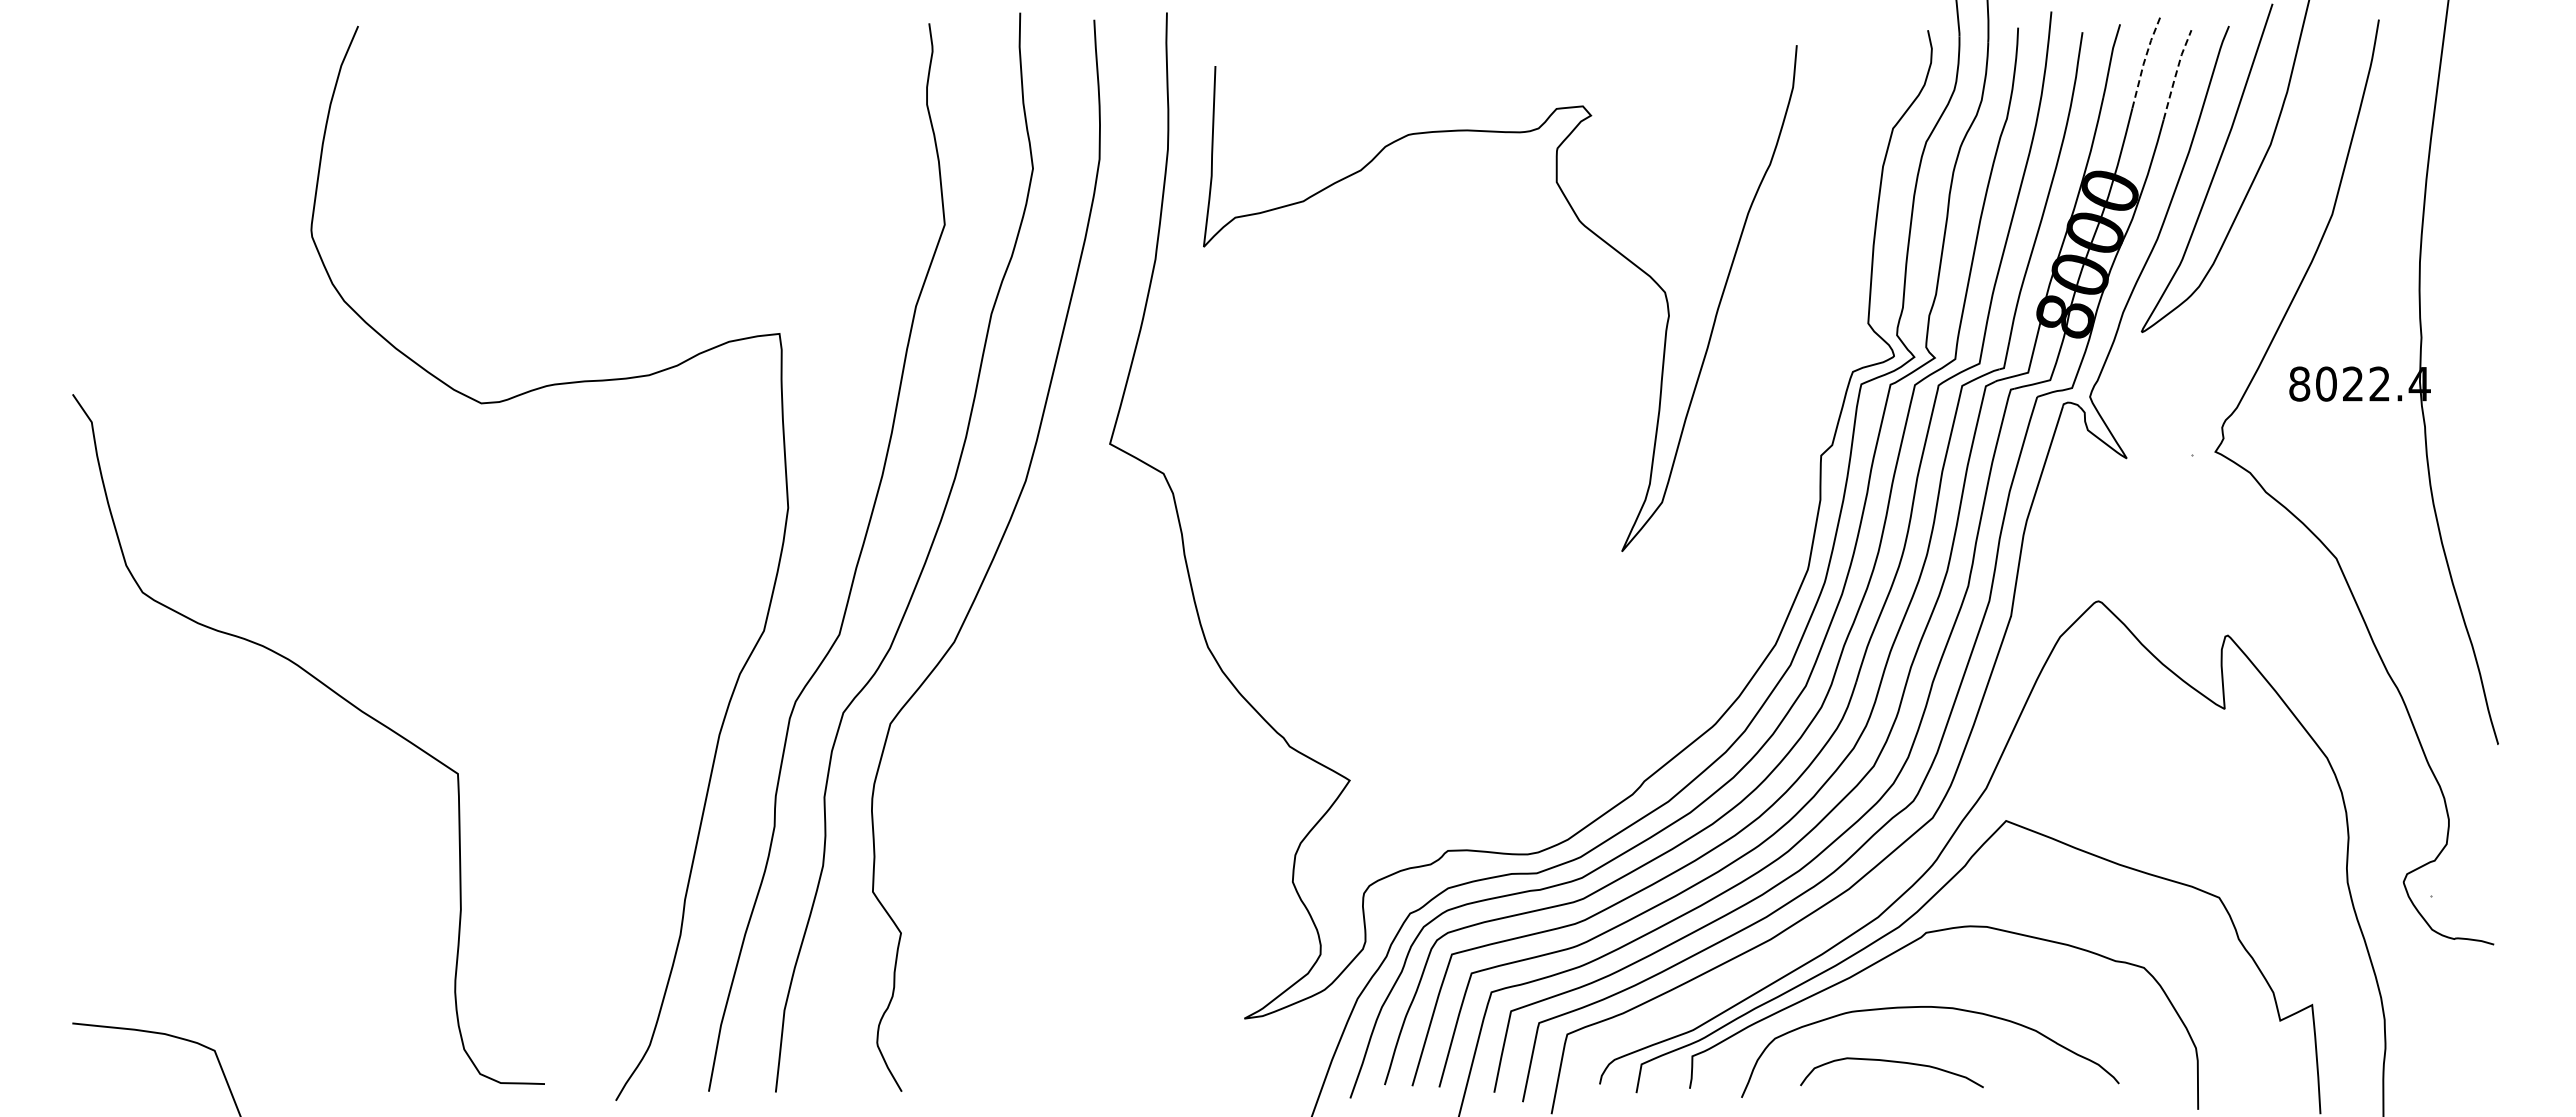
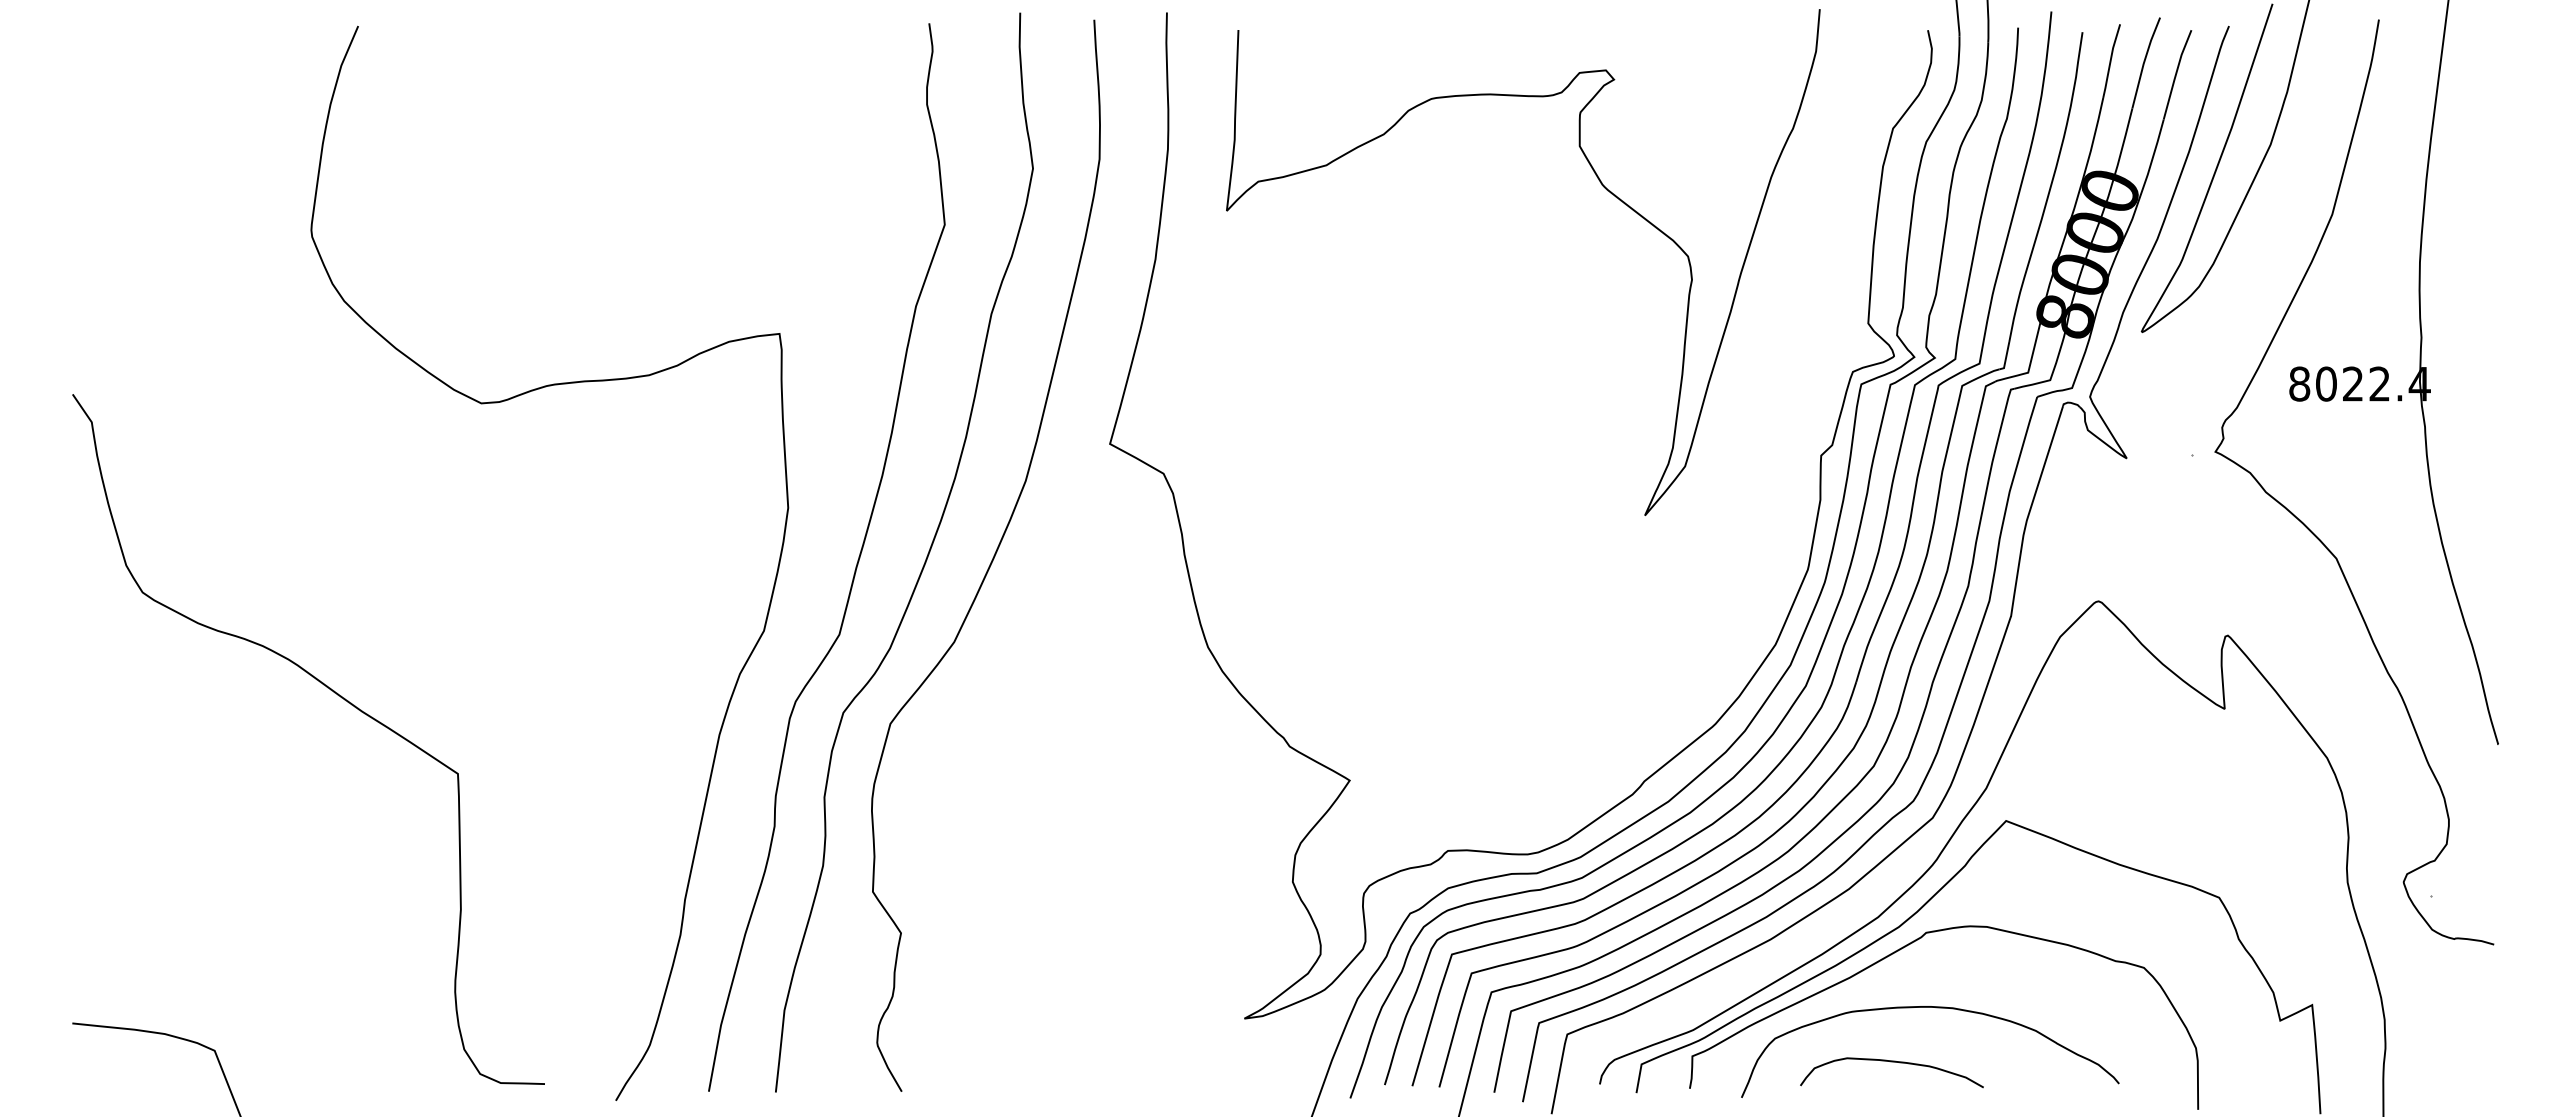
line: dashed -> solid (2144, 62)
line: dashed -> solid (2176, 73)
curve position: (1578, 221) -> (1601, 185) (1601, 185)
